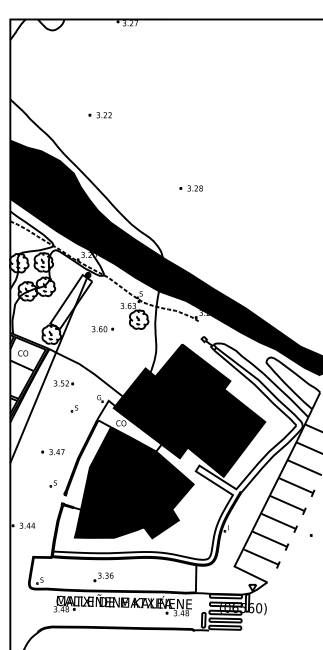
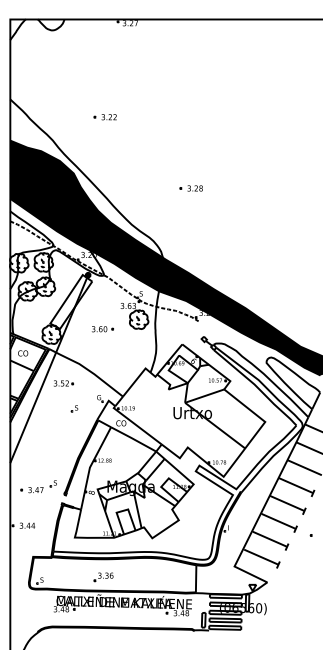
part position: (99, 115) -> (104, 117) (104, 117)
fill: present -> none (189, 410)
part position: (52, 452) -> (31, 490) (31, 490)
fill: present -> none (133, 482)
